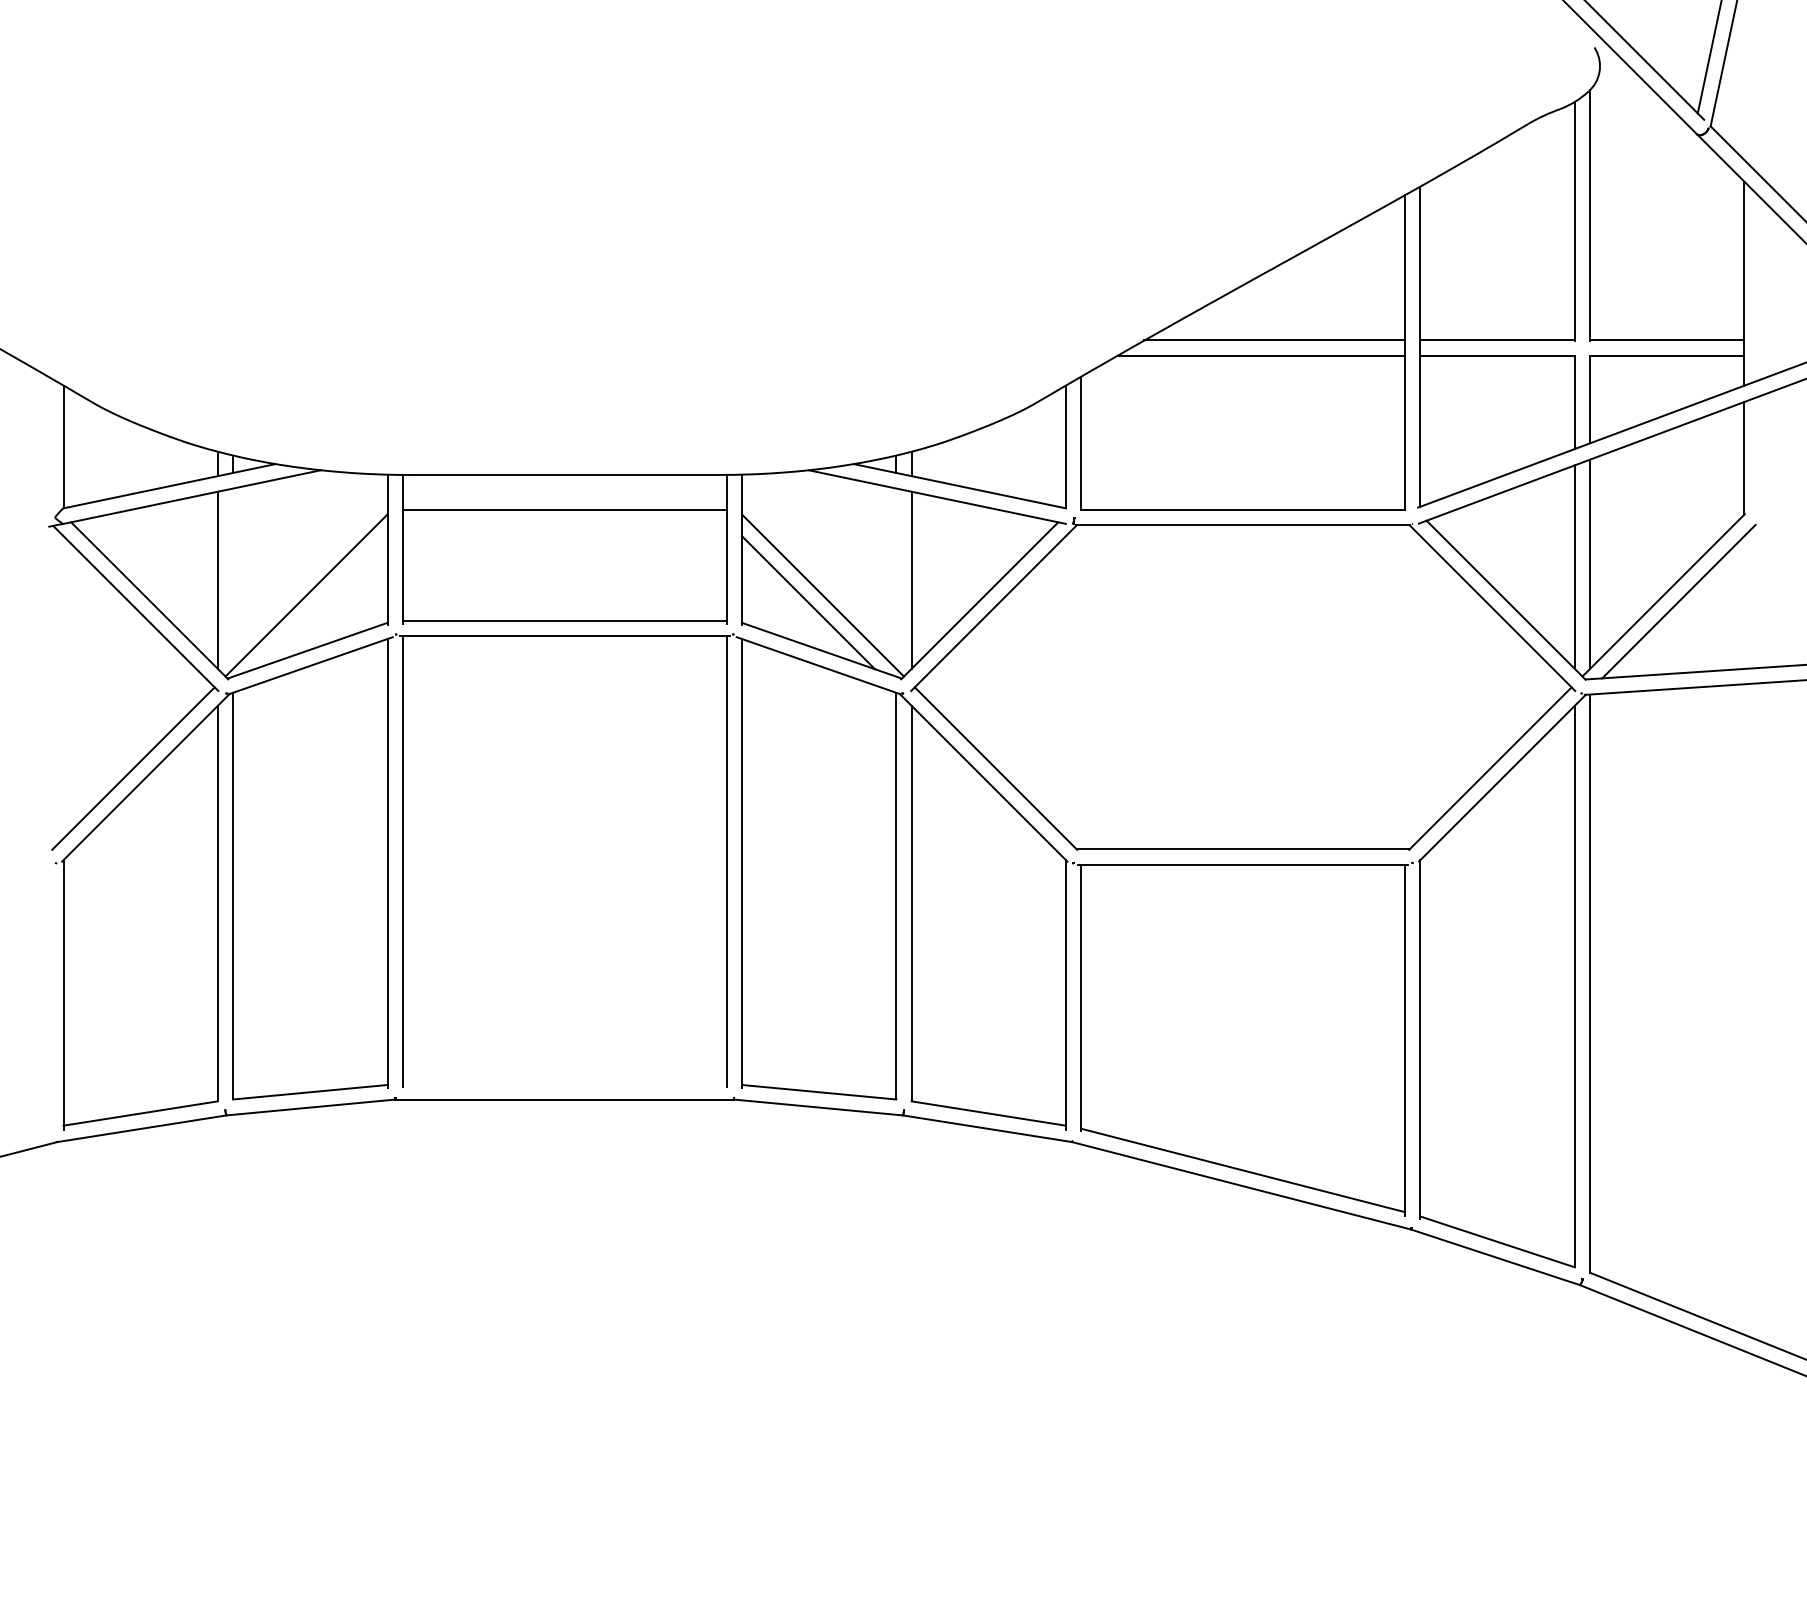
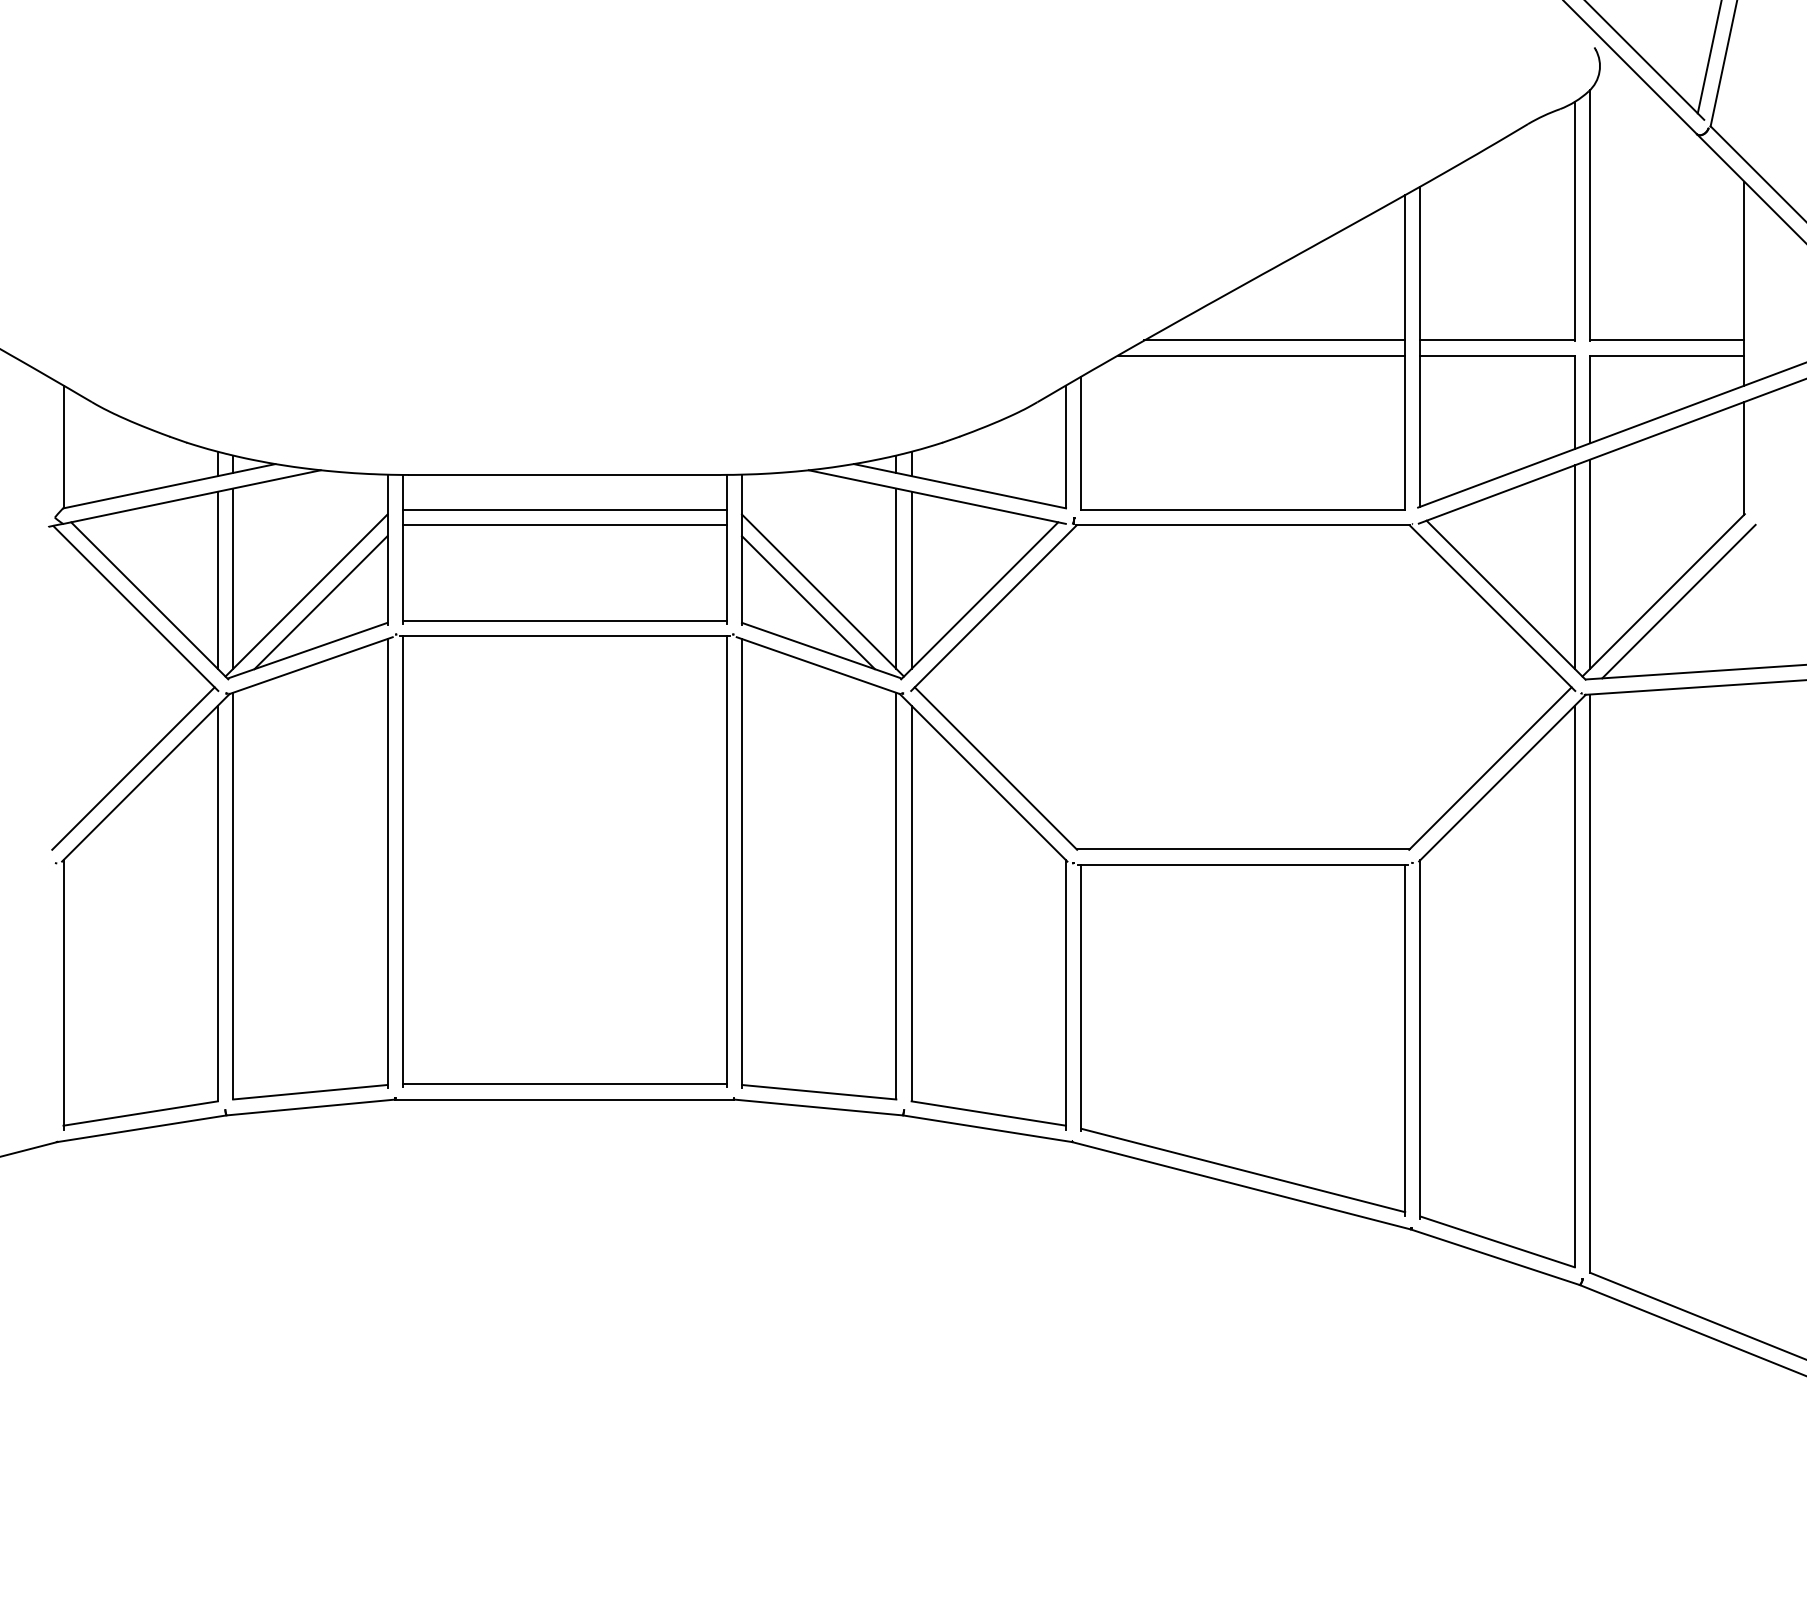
line: none -> present (564, 525)
line: none -> present (233, 578)
line: none -> present (896, 578)
line: none -> present (320, 602)
line: none -> present (564, 1084)
